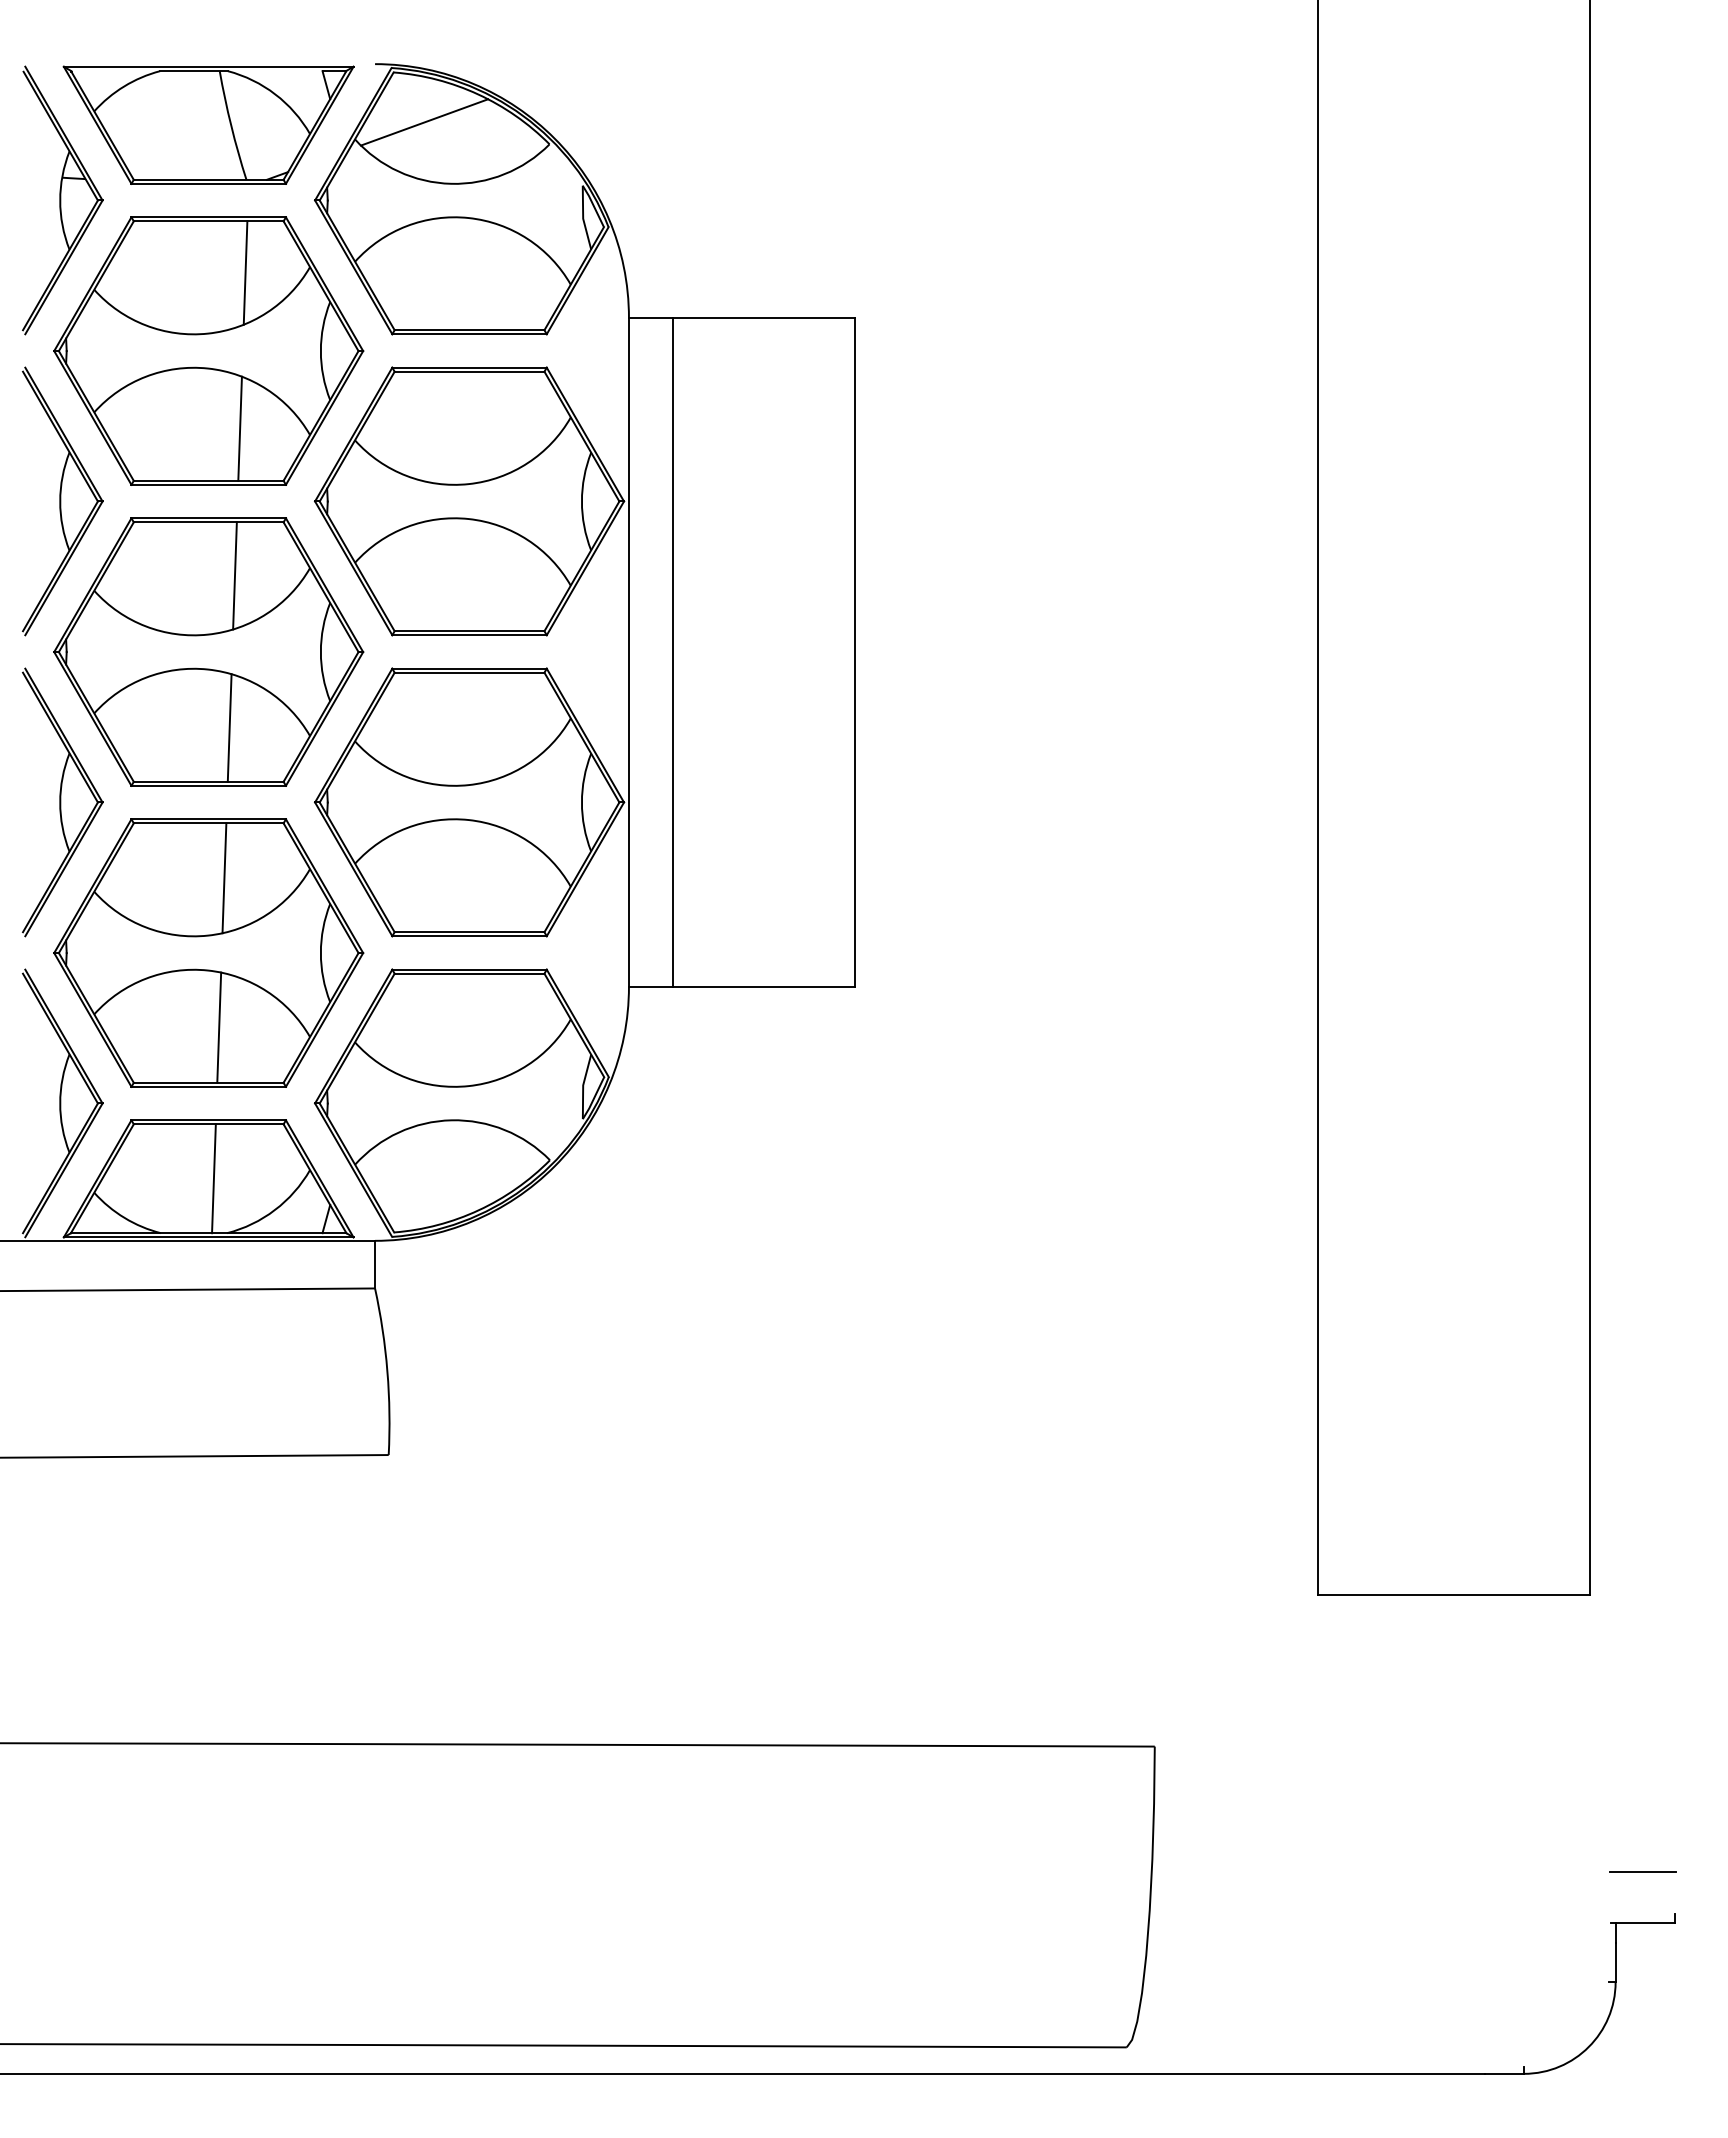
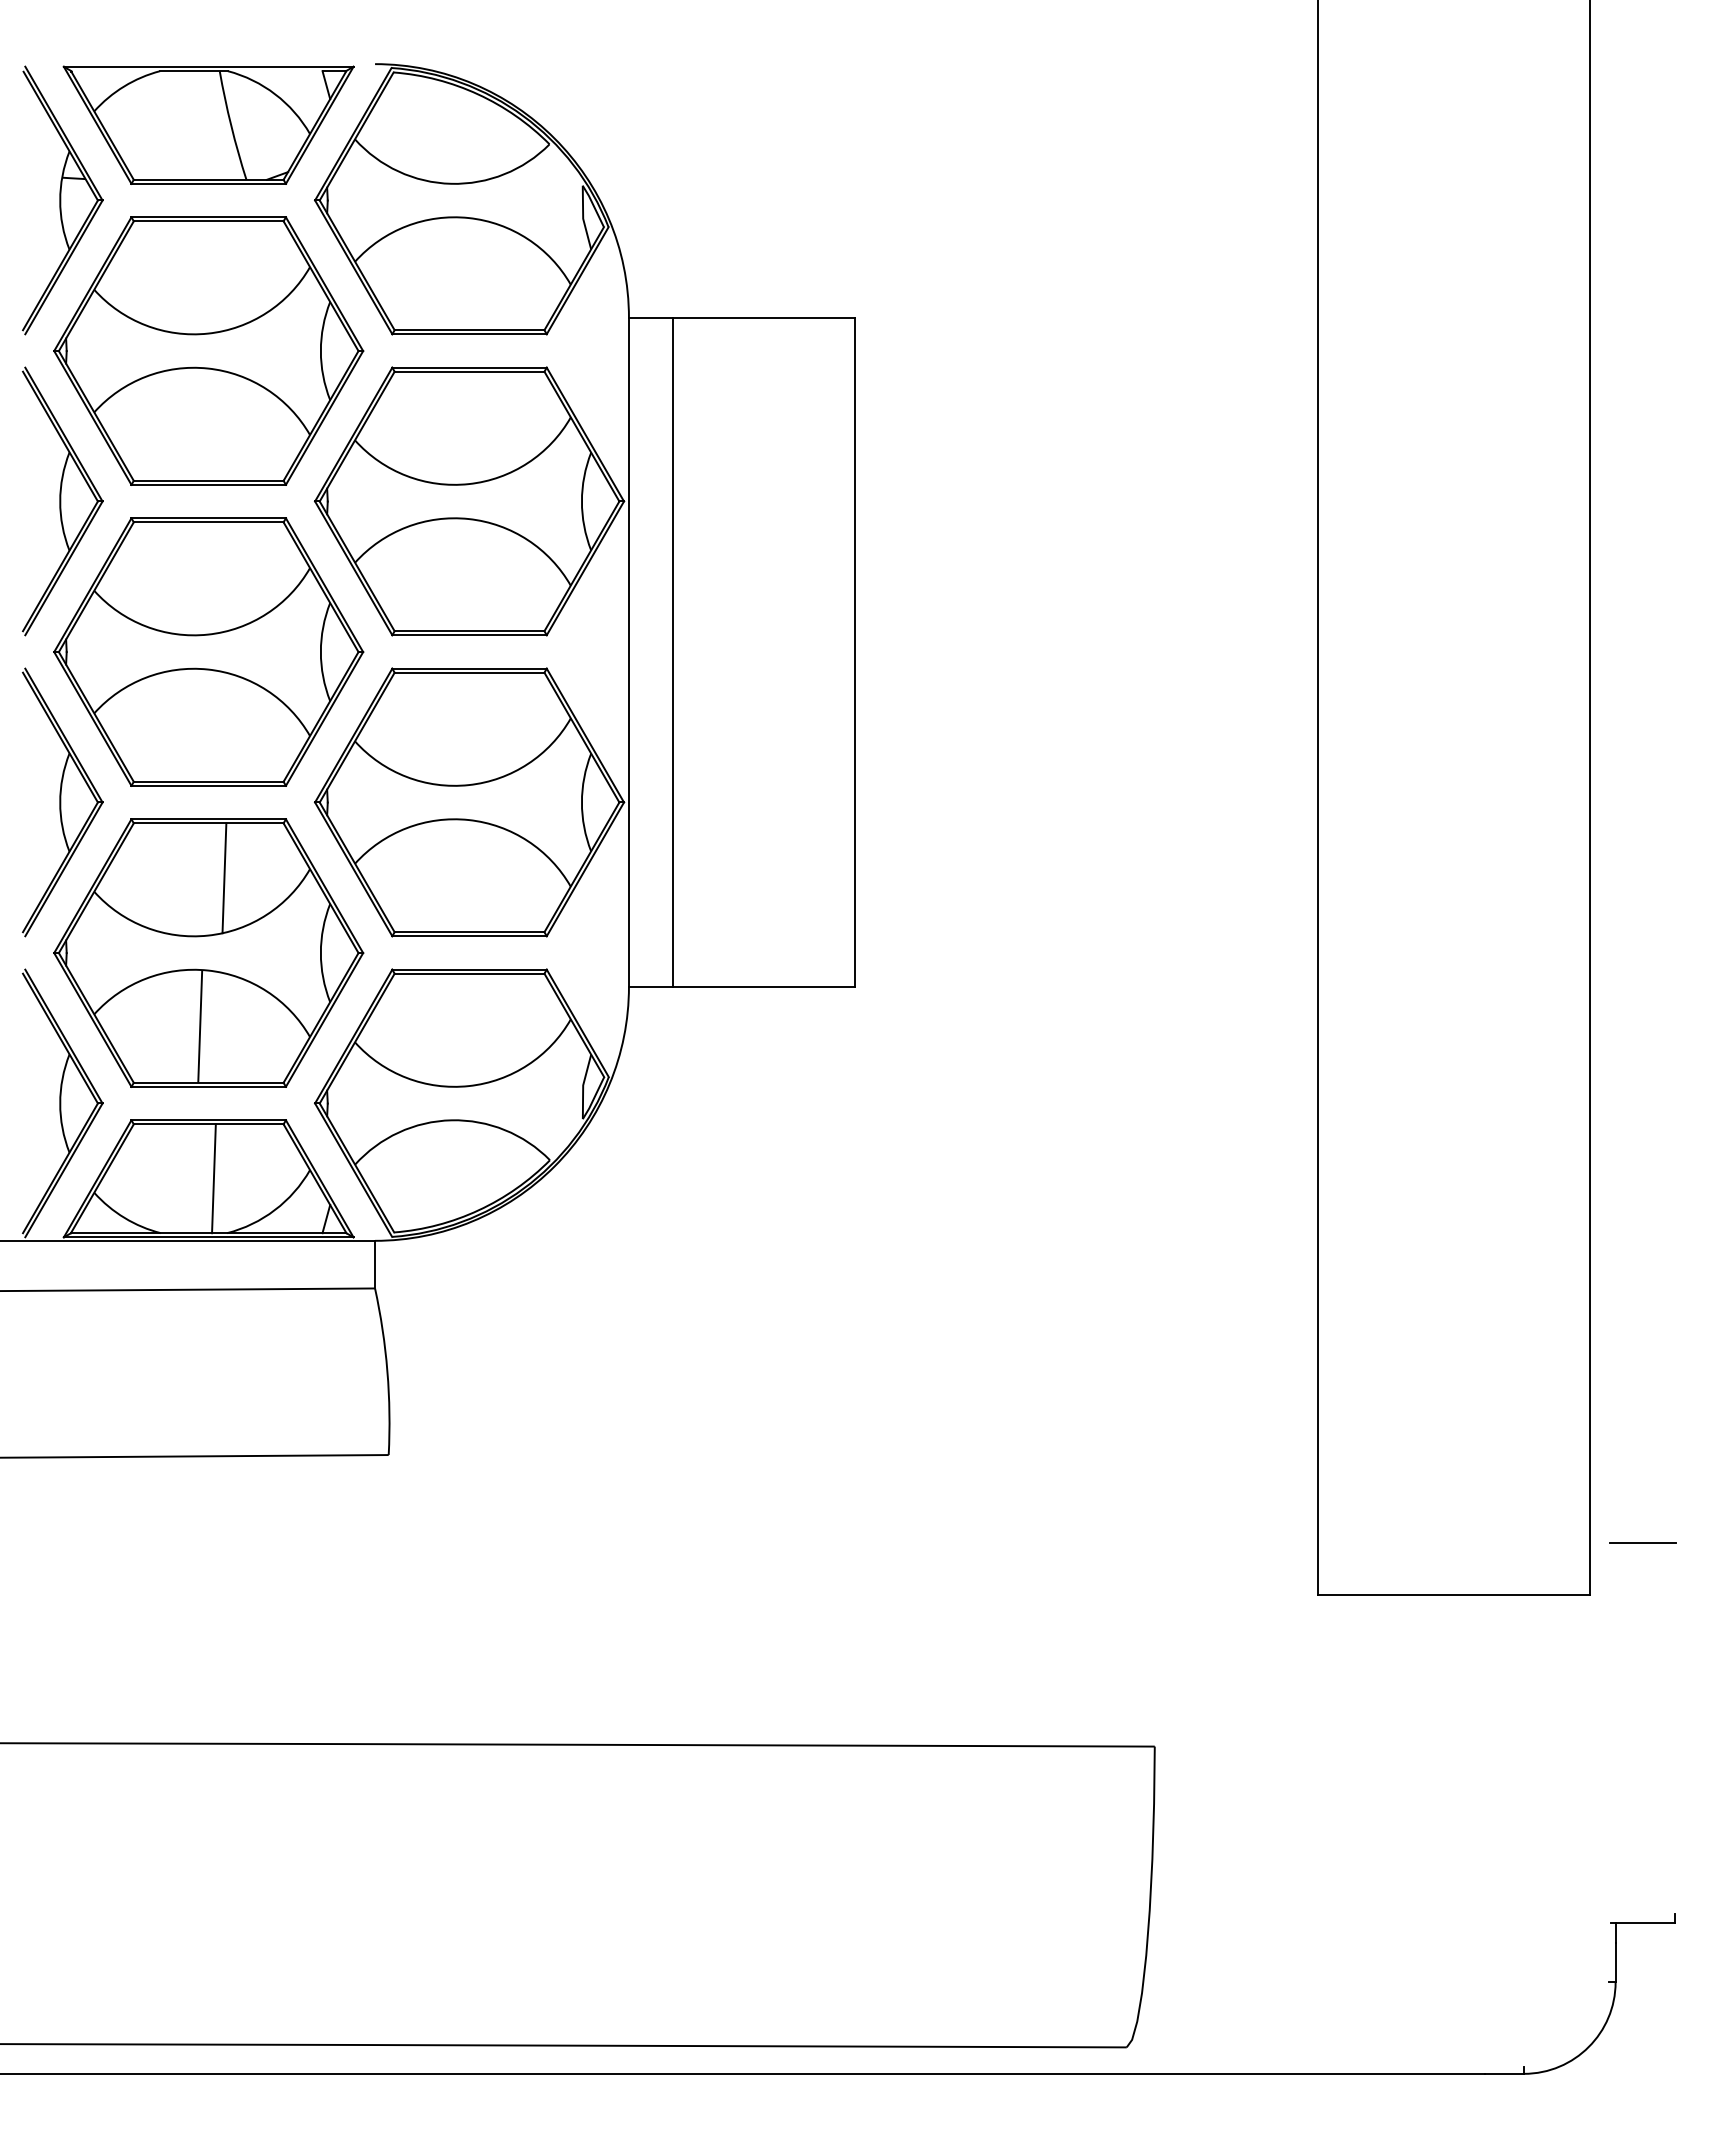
line: present -> none (424, 122)
line: present -> none (245, 272)
line: present -> none (239, 428)
line: present -> none (234, 575)
line: present -> none (229, 727)
line position: (219, 1027) -> (200, 1026) (200, 1026)
line position: (1642, 1871) -> (1642, 1542) (1642, 1542)
